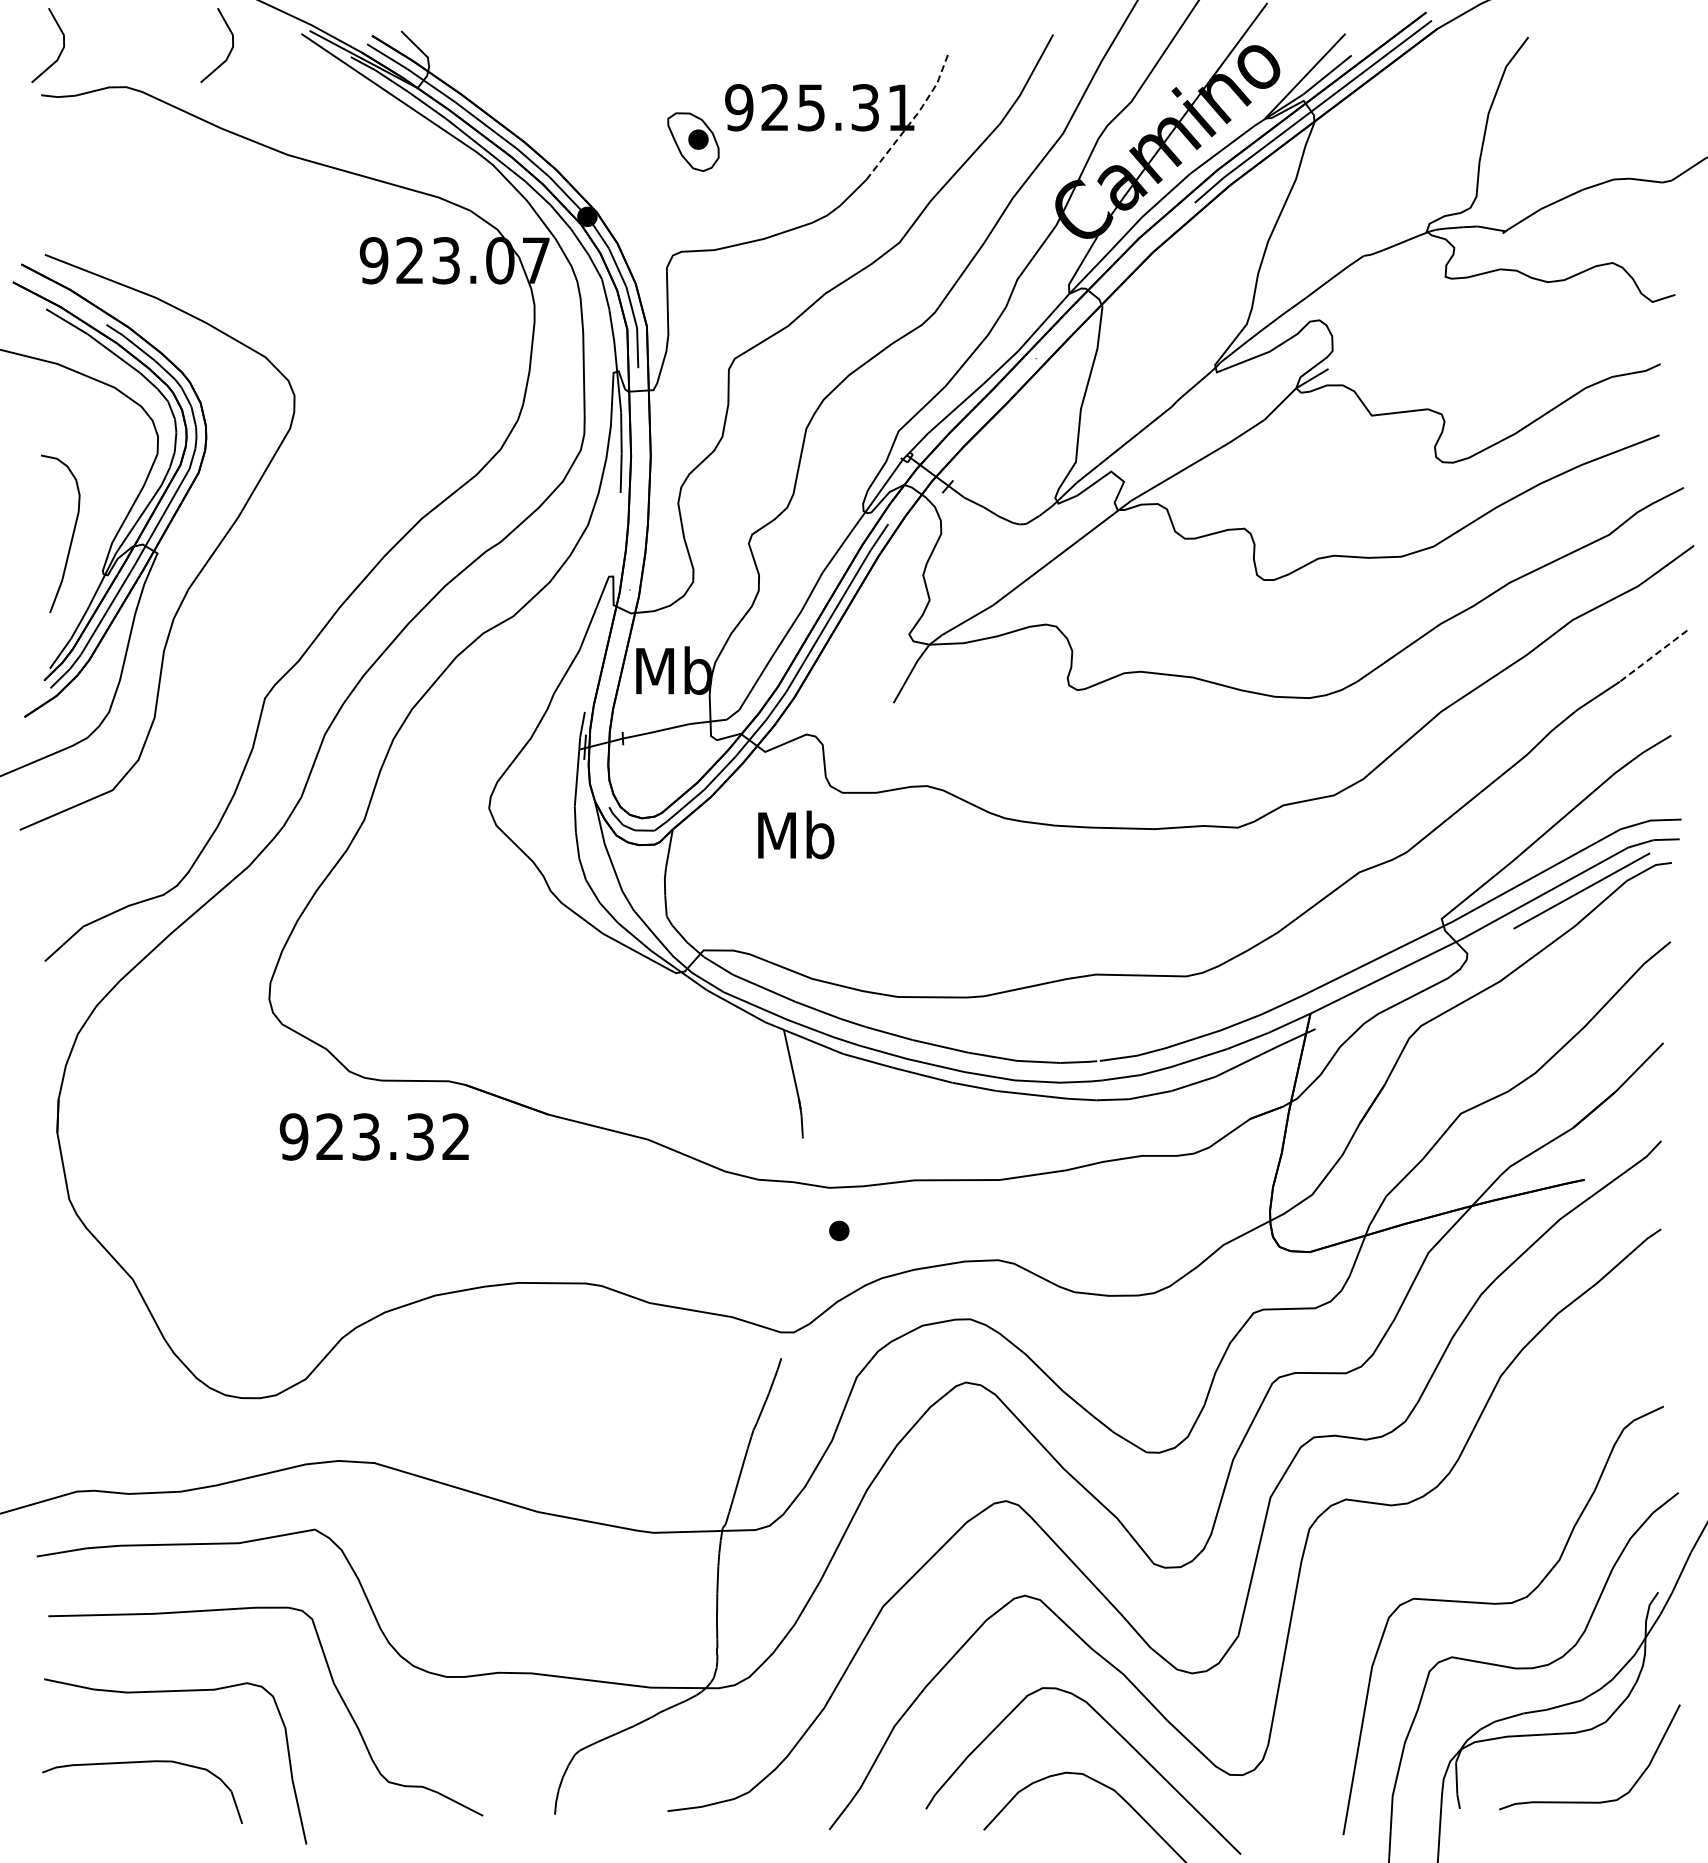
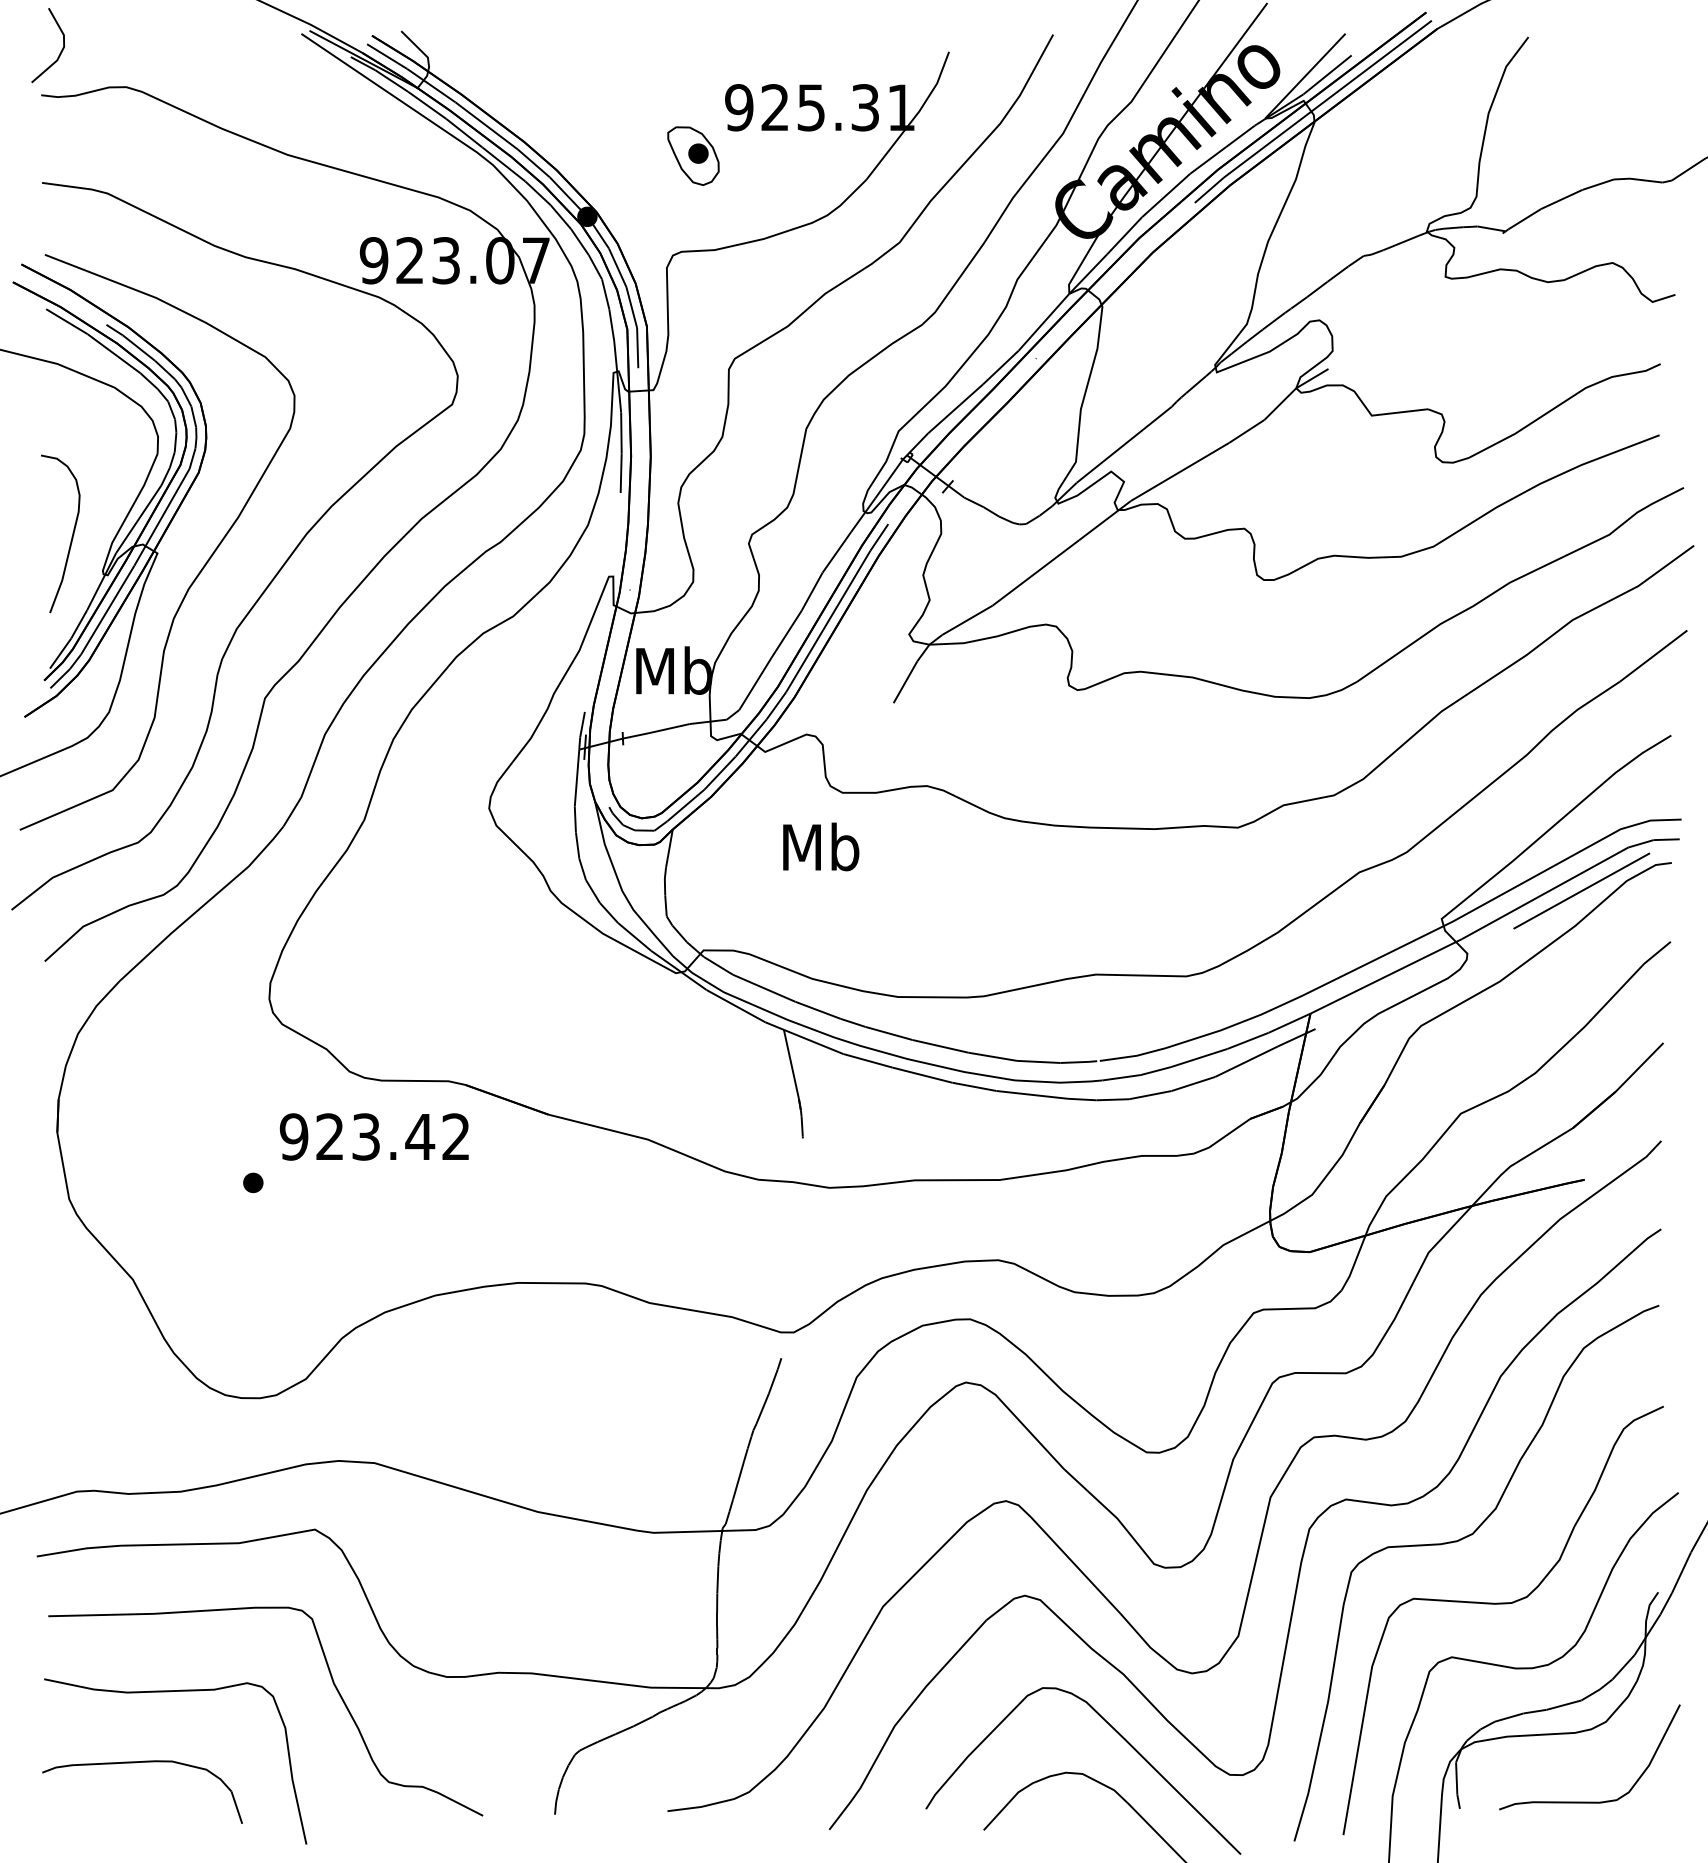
line: present -> none (229, 51)
line: dashed -> solid (914, 117)
part position: (693, 141) -> (693, 155) (693, 155)
curve: none -> present (274, 575)
line: dashed -> solid (1653, 656)
text position: (796, 834) -> (821, 846) (821, 846)
text: 923.32 -> 923.42 (420, 1136)
part position: (839, 1230) -> (253, 1182) (253, 1182)
curve: none -> present (1461, 1540)
